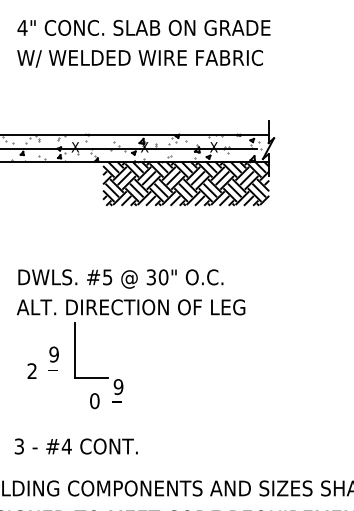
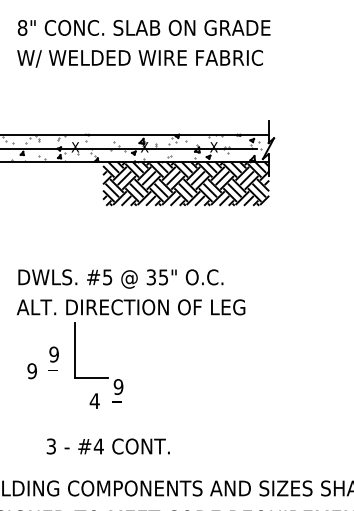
text: 4" -> 8" (22, 27)
text: 30" -> 35" (163, 277)
text: 2 -> 9 (31, 371)
text: 0 -> 4 (94, 401)
text position: (75, 446) -> (107, 446) (107, 446)
